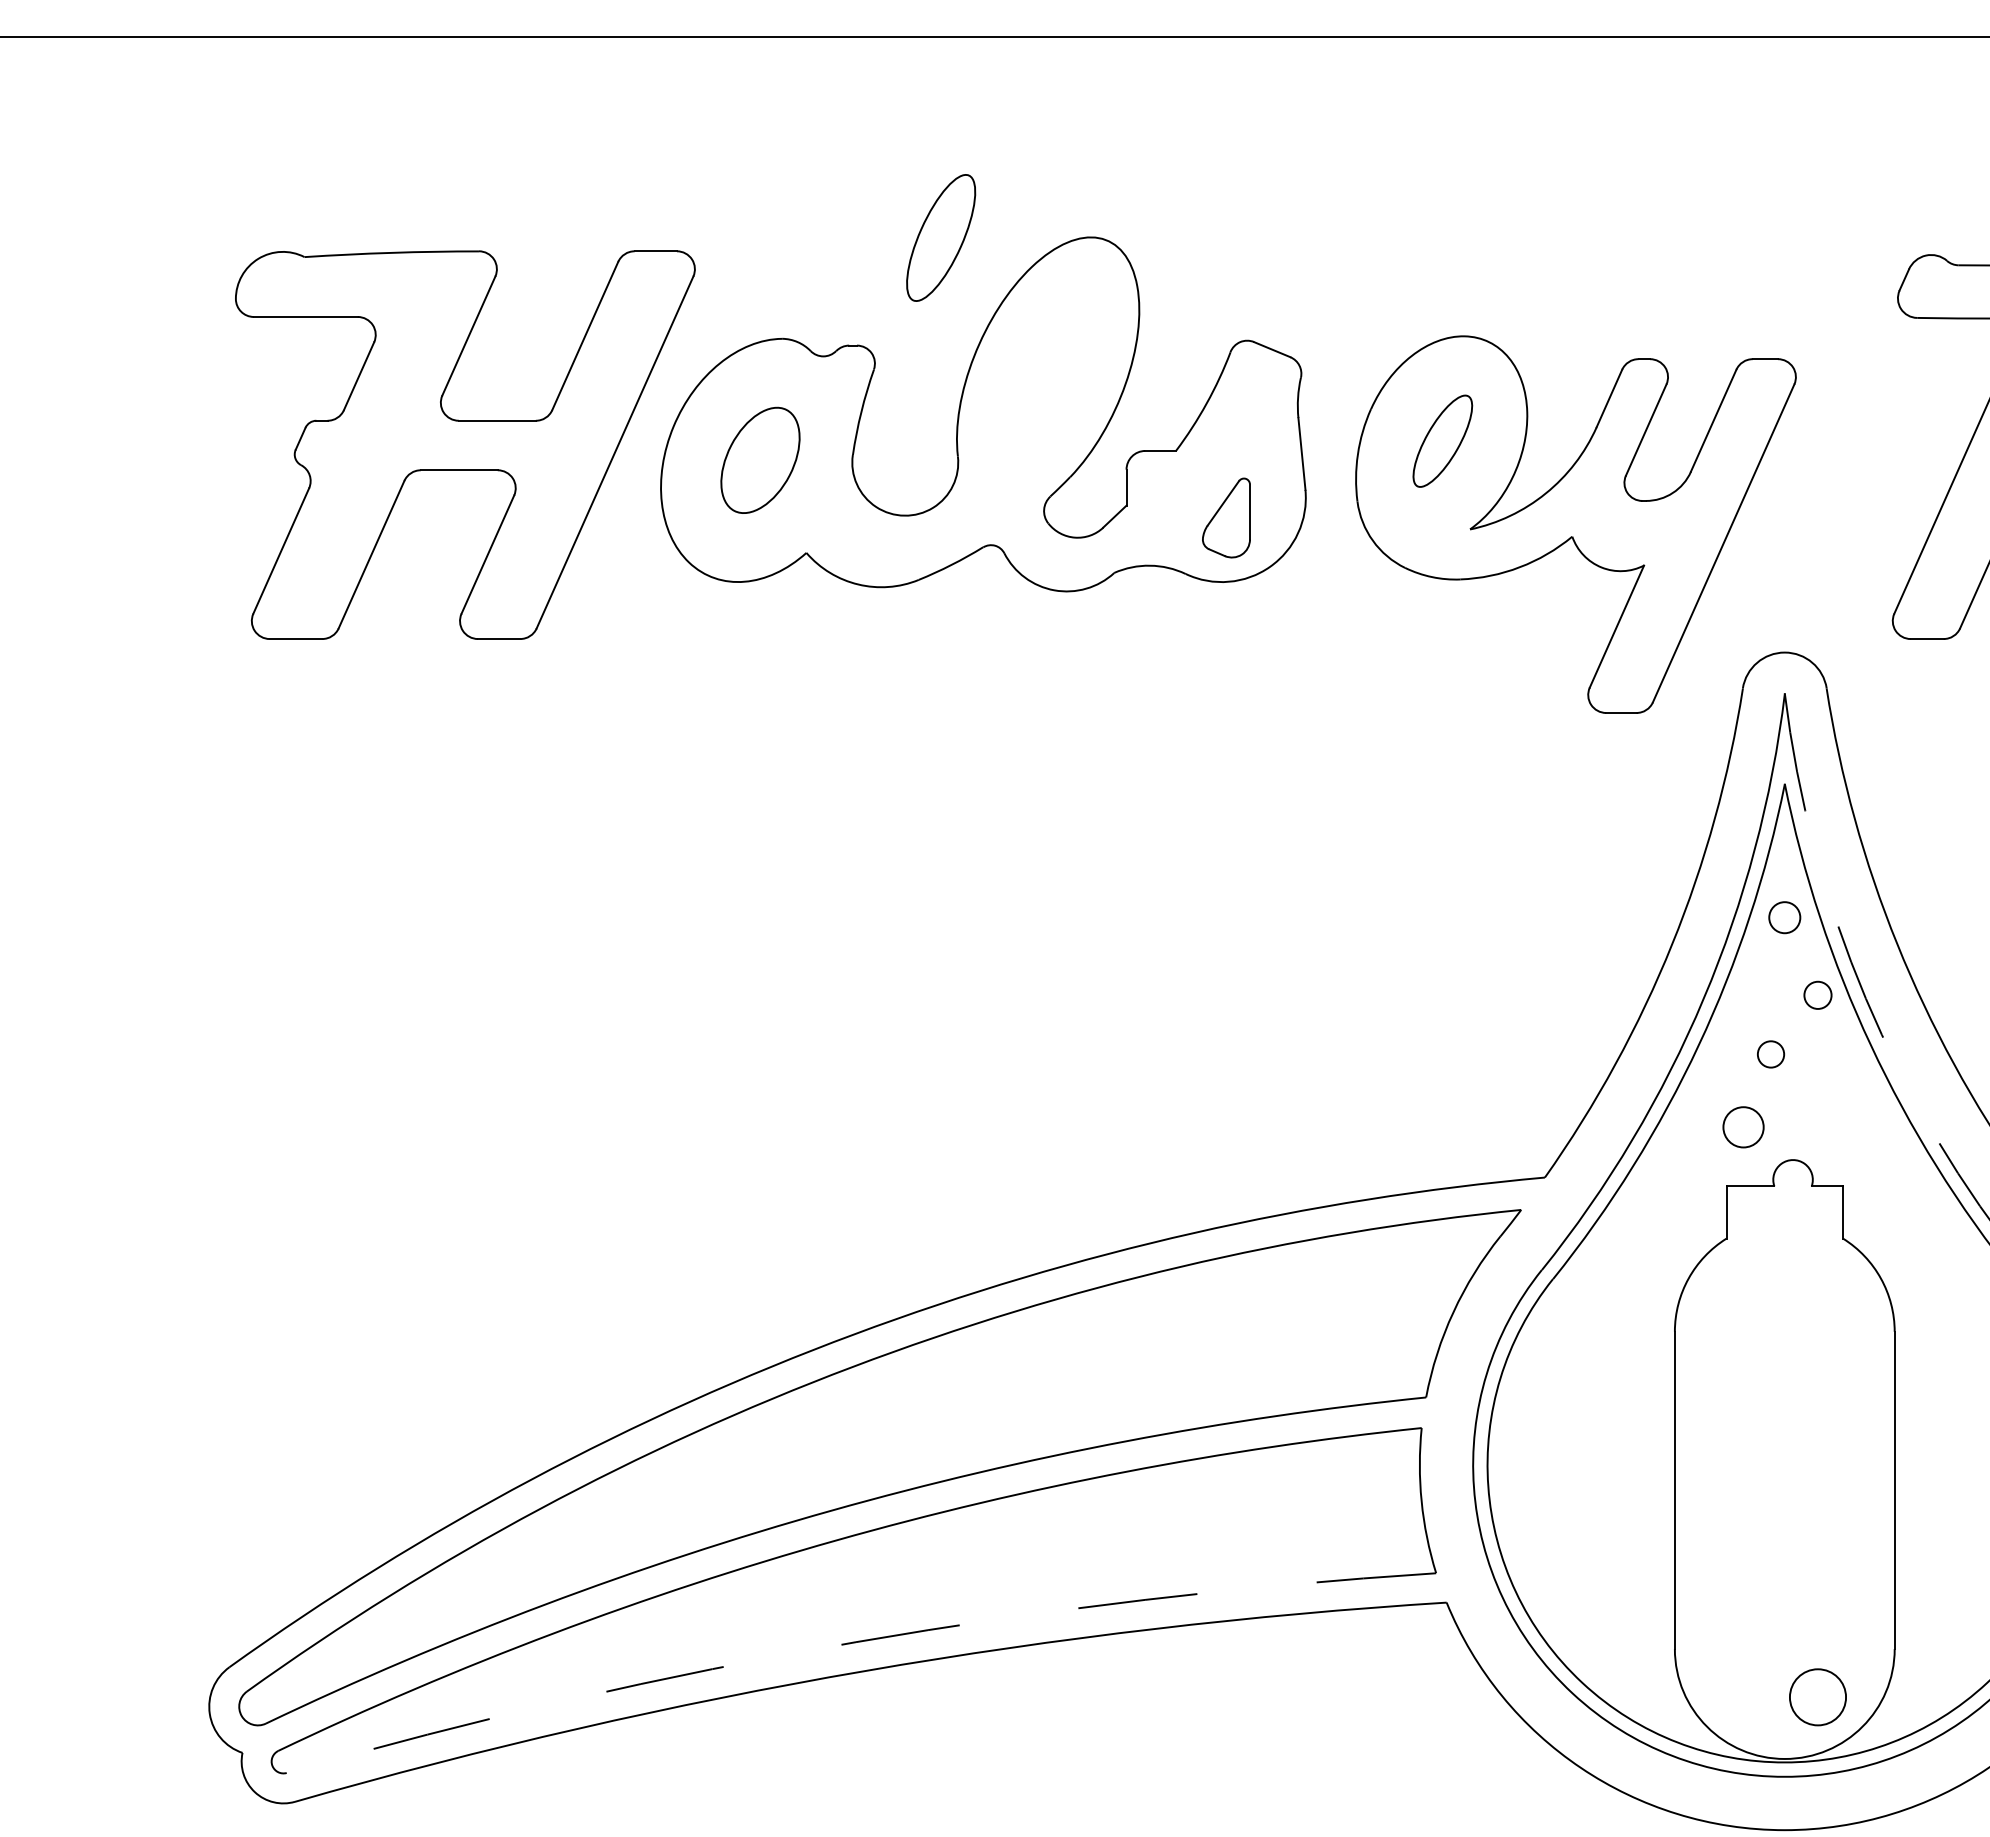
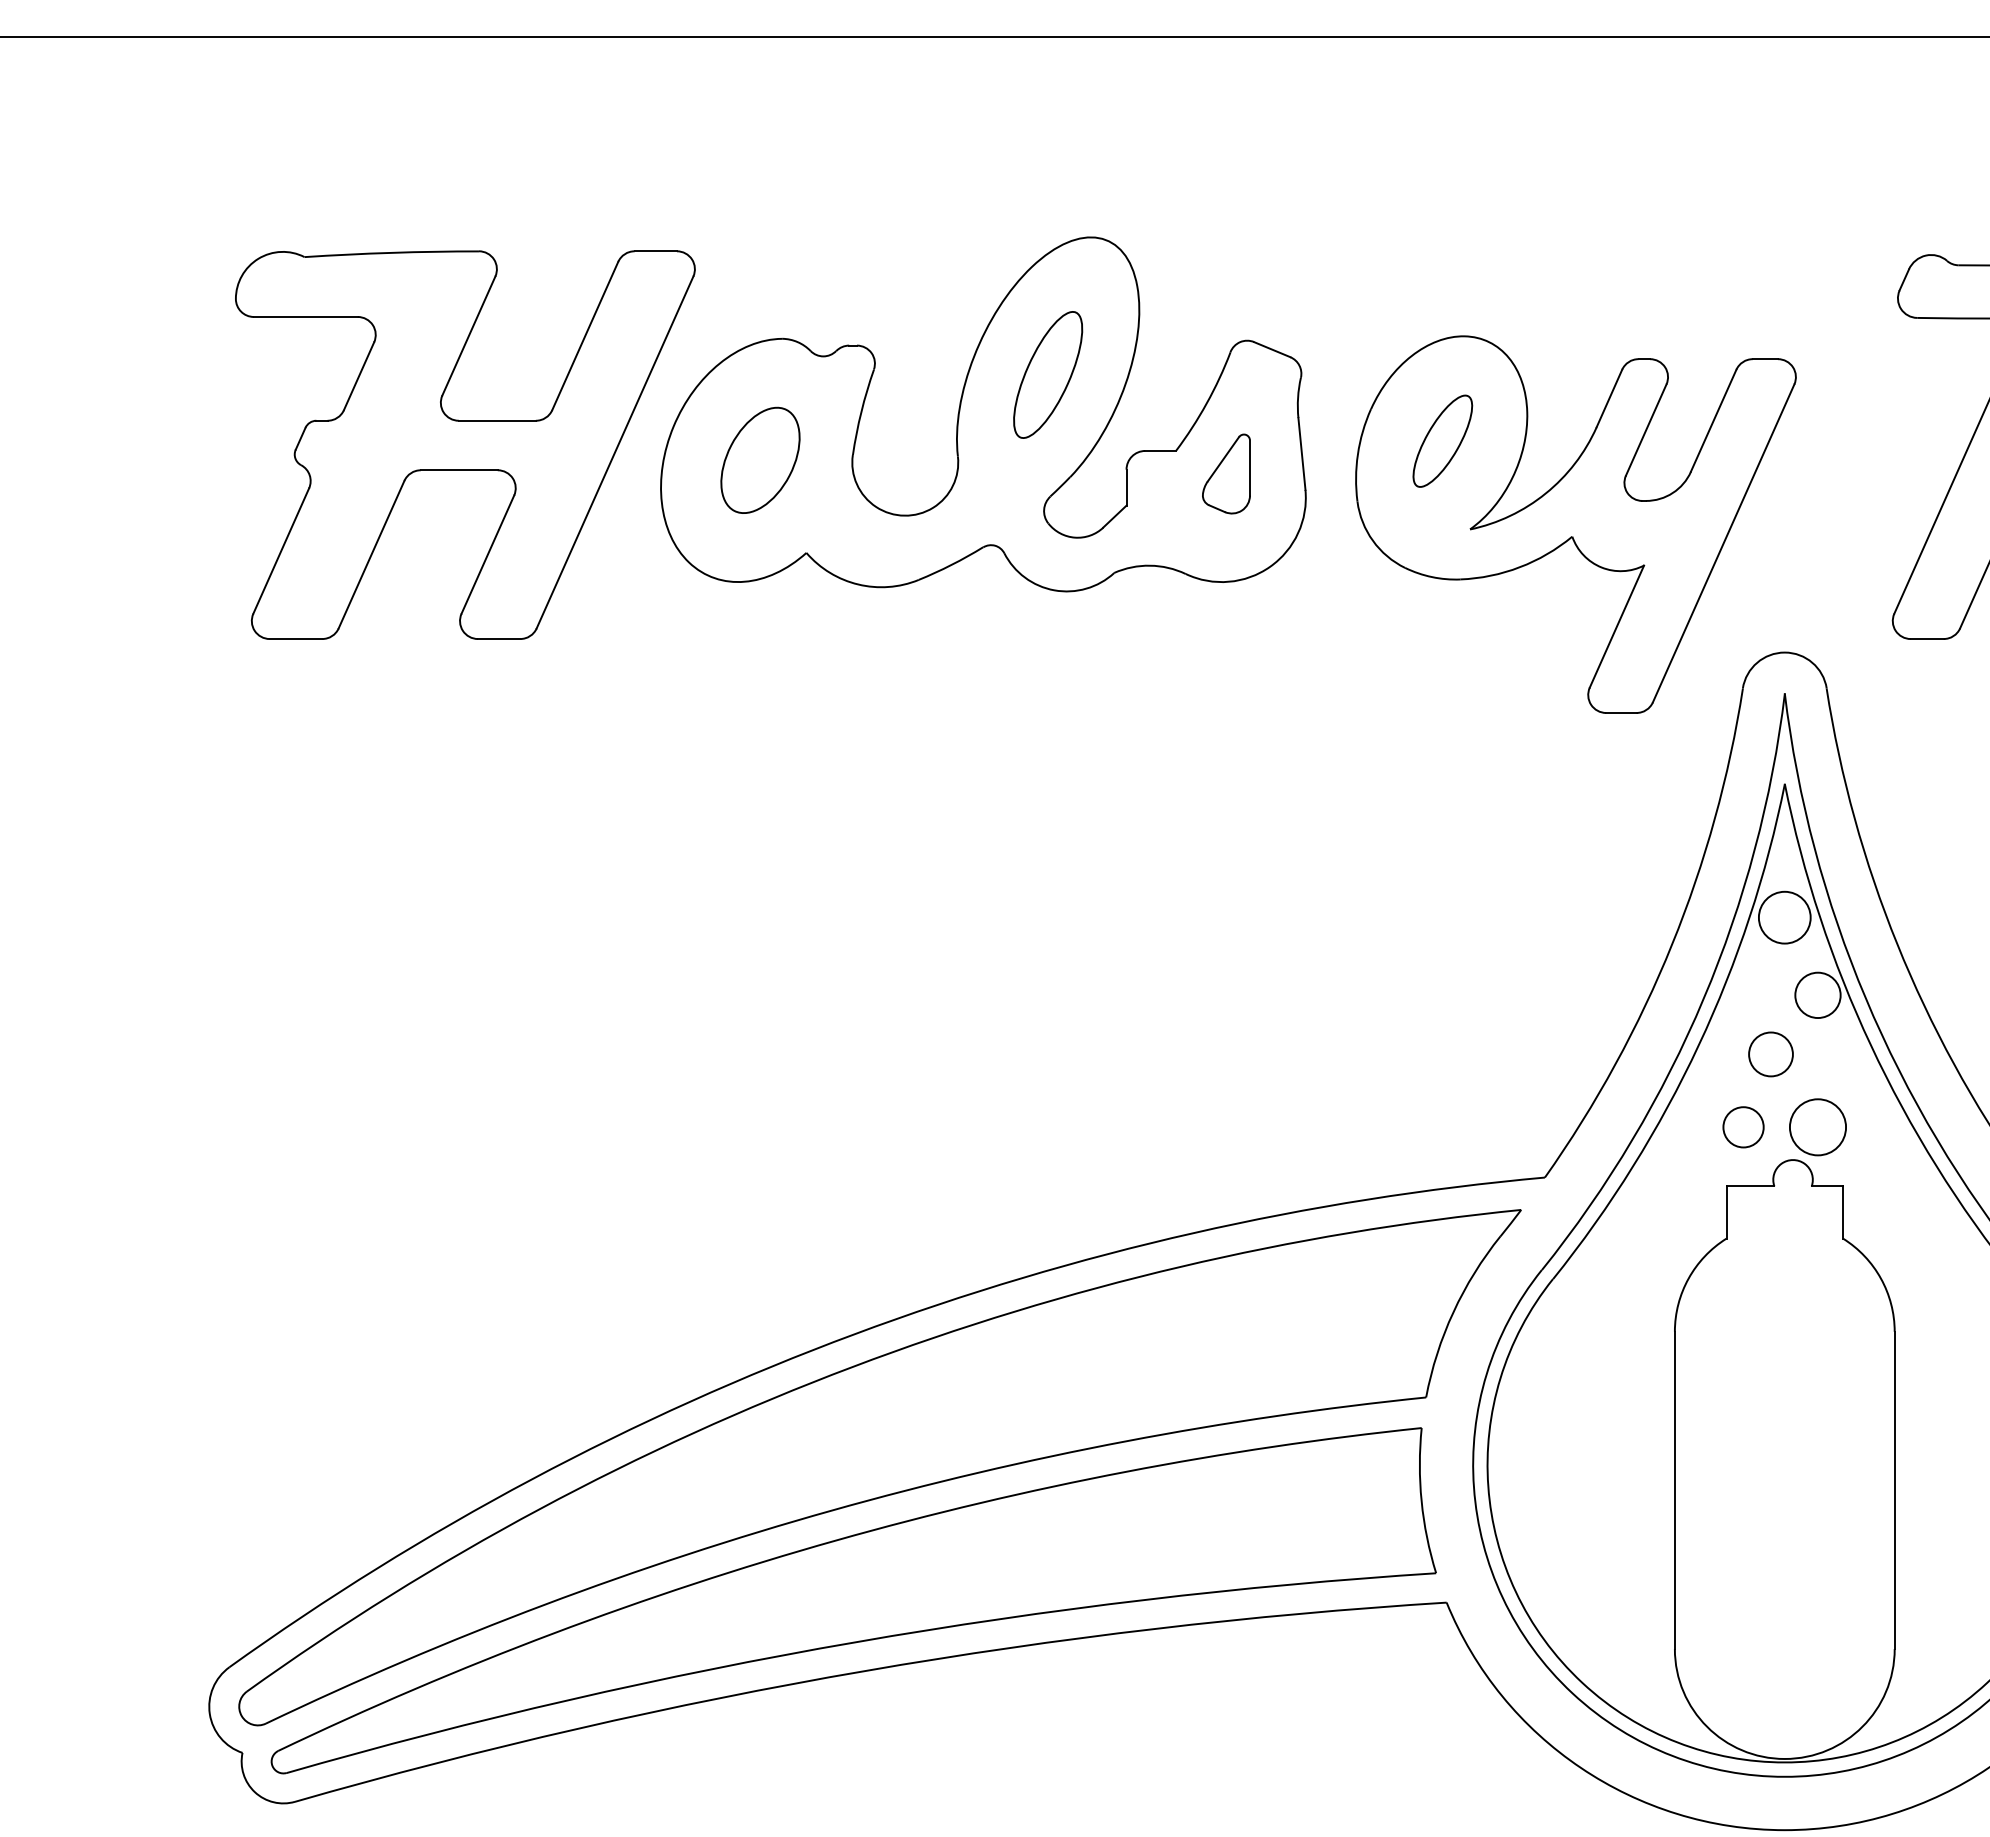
part position: (941, 237) -> (1048, 374) (1048, 374)
part position: (1226, 517) -> (1226, 473) (1226, 473)
circle diameter: 31 px -> 52 px (1784, 917)
arc: dashed -> solid (1854, 970)
circle diameter: 27 px -> 45 px (1817, 995)
circle diameter: 26 px -> 44 px (1770, 1054)
arc: dashed -> solid (856, 1642)
circle position: (1817, 1697) -> (1817, 1127) (1817, 1127)
